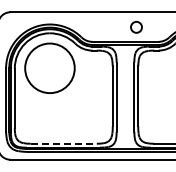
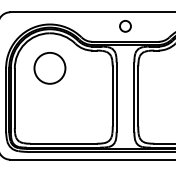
circle position: (136, 27) -> (125, 26) (125, 26)
circle diameter: 50 px -> 31 px (49, 67)
line: dashed -> solid (64, 143)
